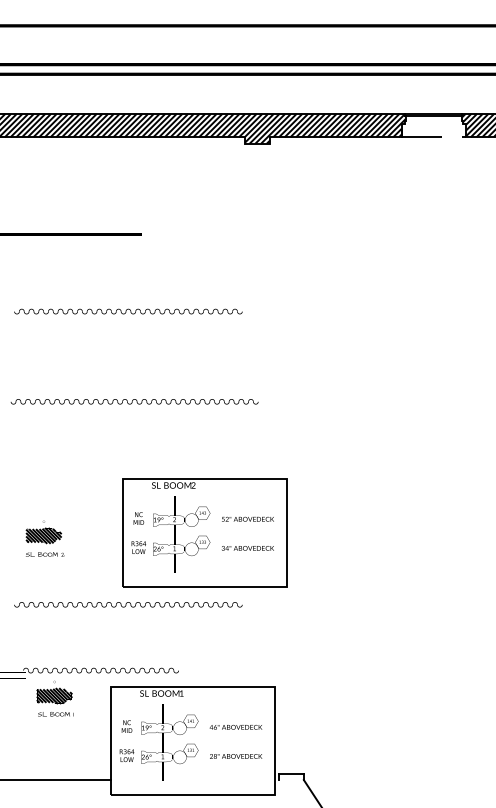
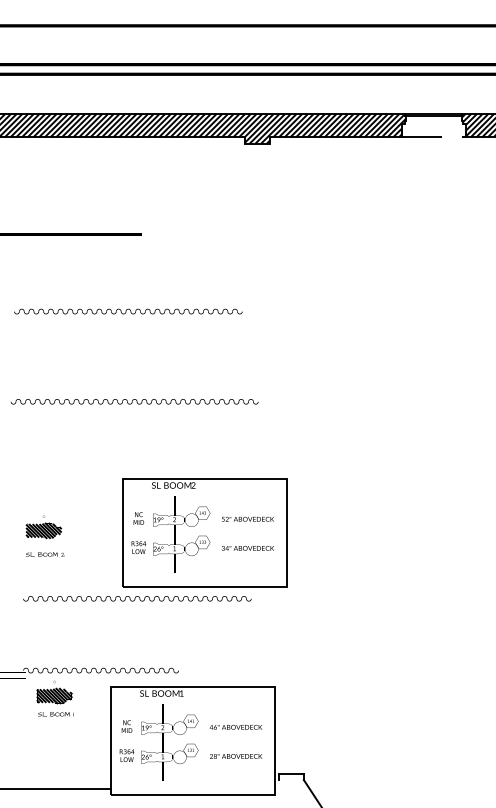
part position: (43, 532) -> (43, 527) (43, 527)
part position: (128, 604) -> (137, 598) (137, 598)
line position: (56, 780) -> (56, 789) (56, 789)
